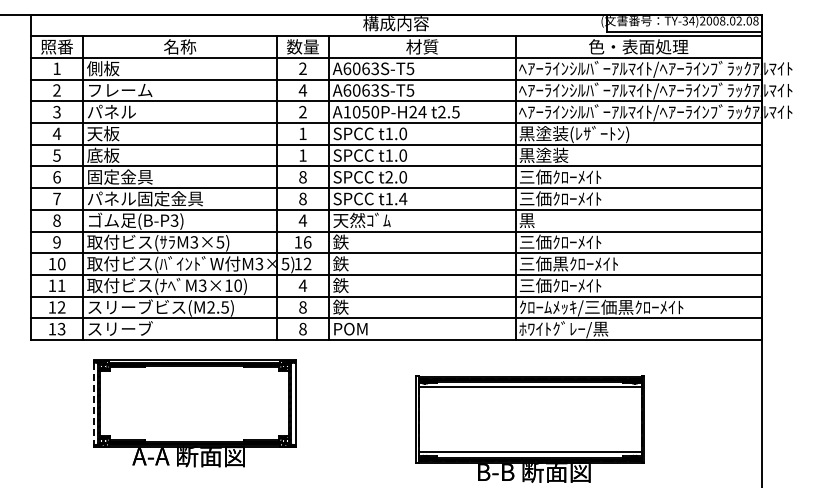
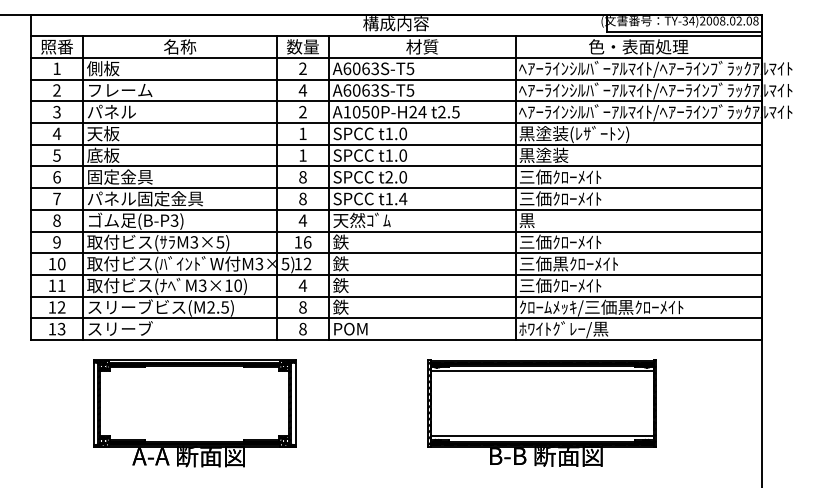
line: dashed -> solid (93, 403)
part position: (529, 428) -> (541, 412) (541, 412)
